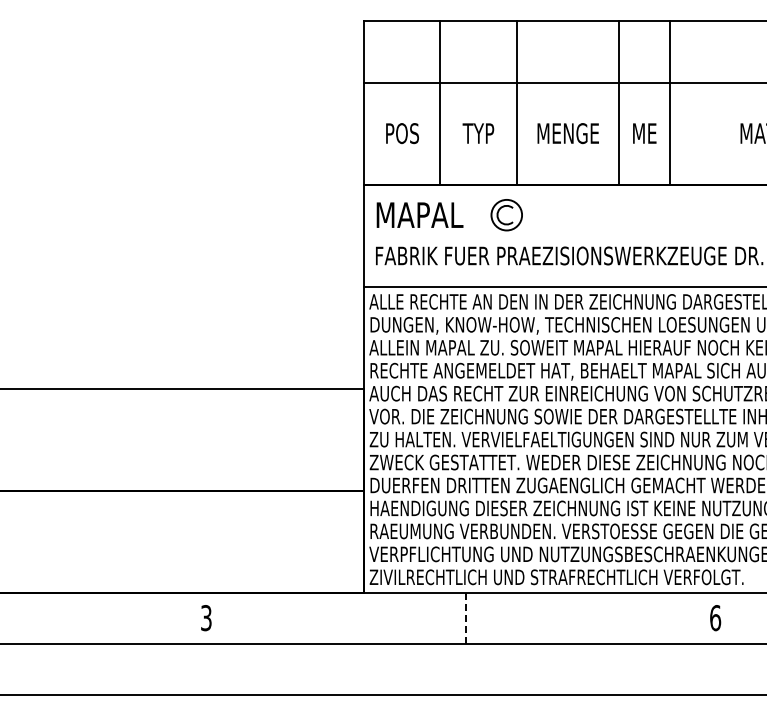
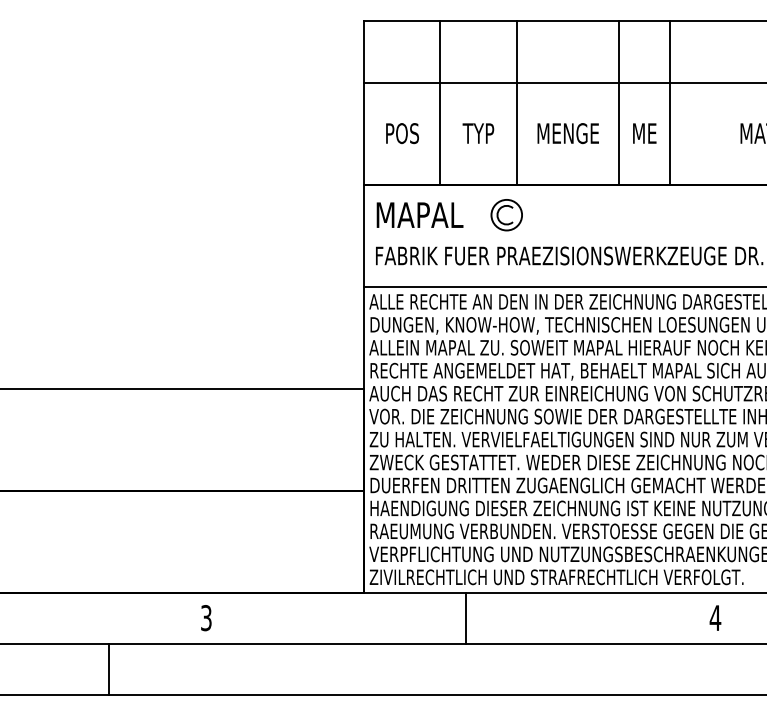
line: dashed -> solid (465, 618)
text: 6 -> 4 (715, 618)
line: none -> present (108, 668)
